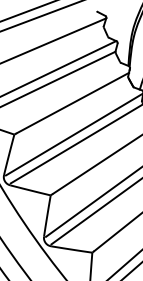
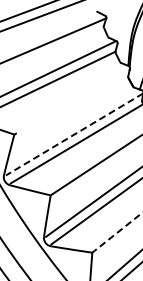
line: present -> none (72, 102)
line: solid -> dashed (73, 134)
line: solid -> dashed (118, 231)
